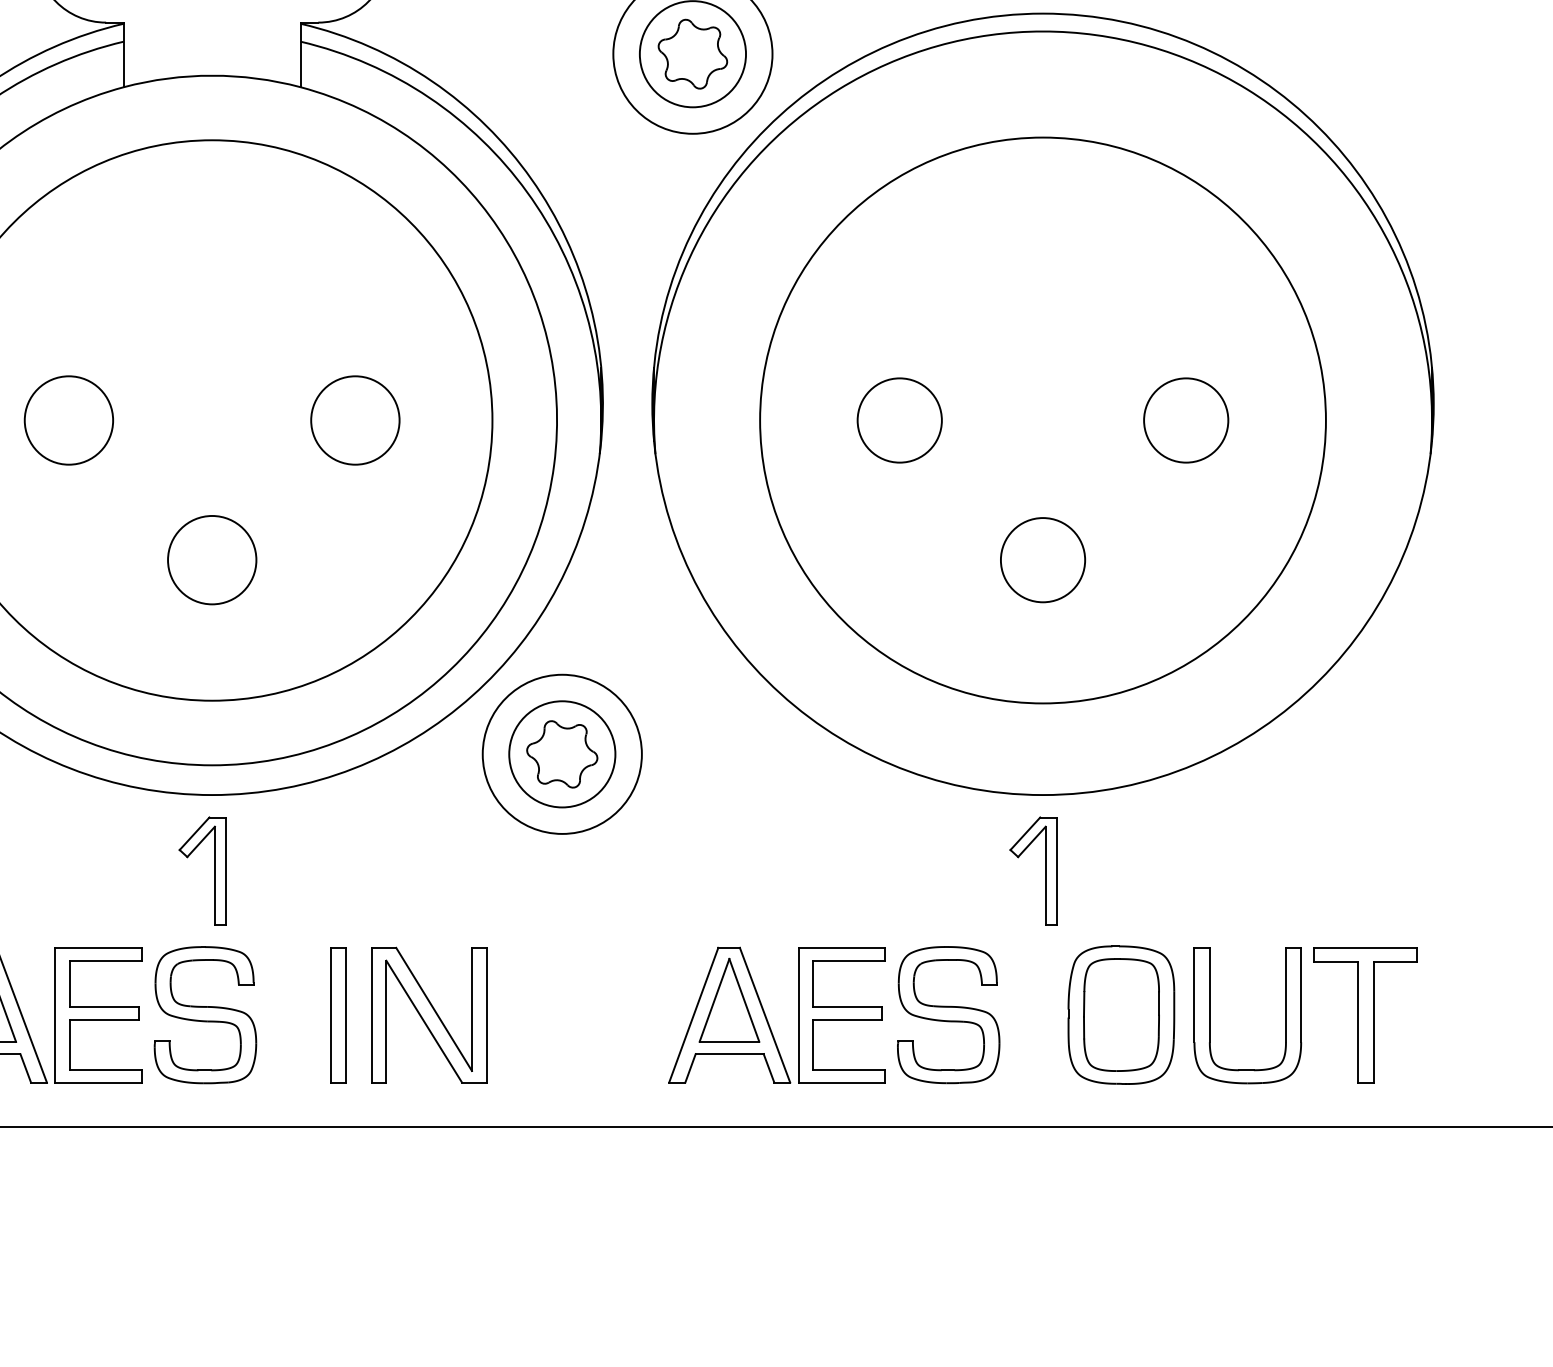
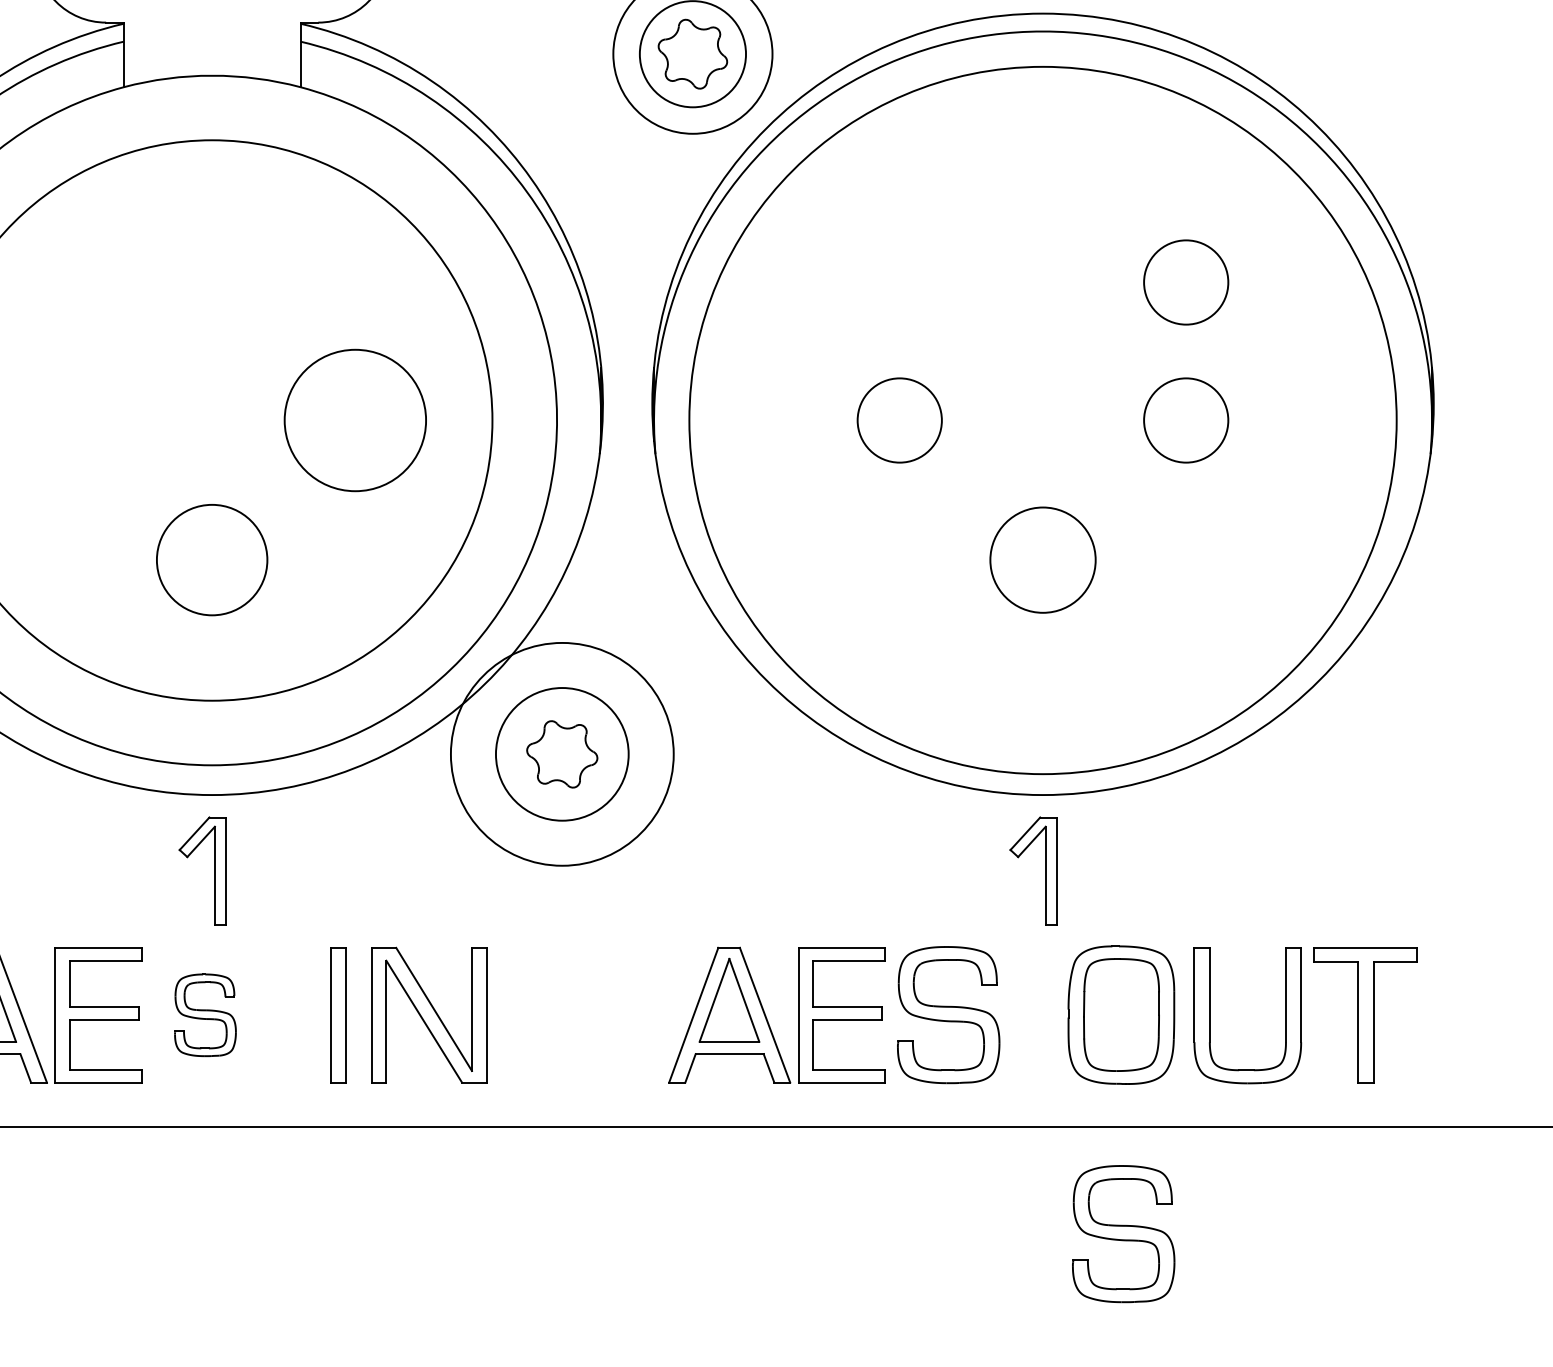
circle: none -> present (1186, 282)
circle: present -> none (68, 420)
circle diameter: 88 px -> 141 px (355, 420)
circle diameter: 566 px -> 707 px (1042, 420)
circle size: 91x91 px -> 113x113 px (212, 560)
circle diameter: 84 px -> 105 px (1042, 559)
circle diameter: 159 px -> 223 px (561, 753)
circle diameter: 106 px -> 133 px (561, 754)
part size: 105x139 px -> 63x85 px (205, 1015)
part: none -> present (1123, 1234)
